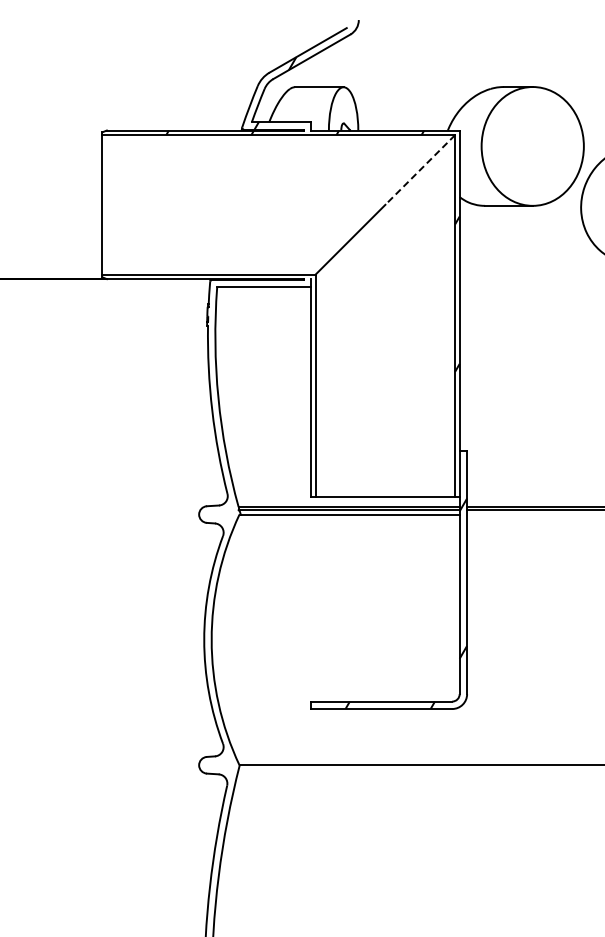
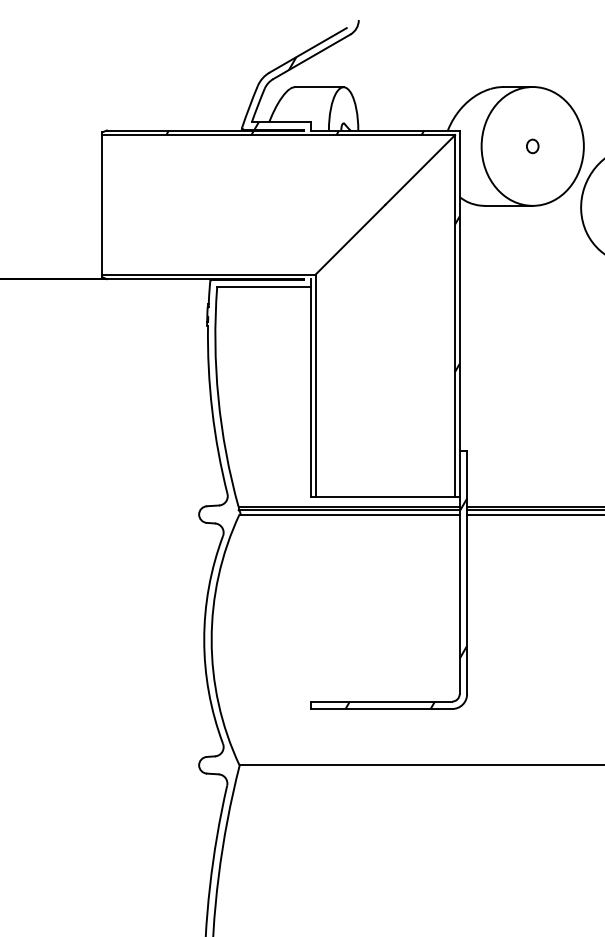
part: none -> present (532, 146)
line: dashed -> solid (419, 170)
line: none -> present (534, 514)
